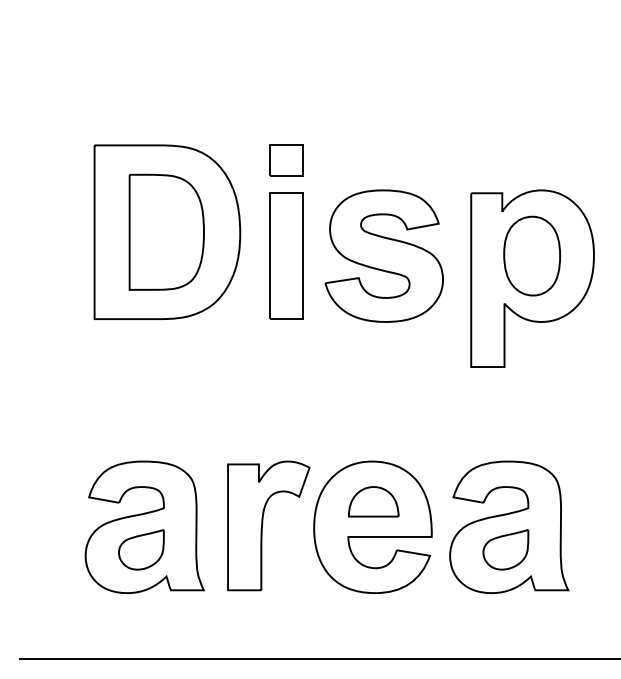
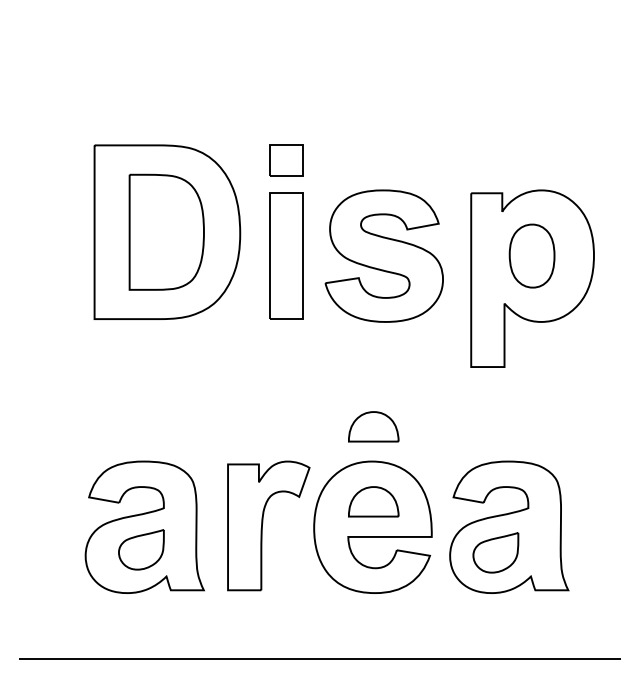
part size: 58x82 px -> 48x66 px (531, 255)
part: none -> present (373, 426)
part position: (505, 549) -> (495, 552) (495, 552)
